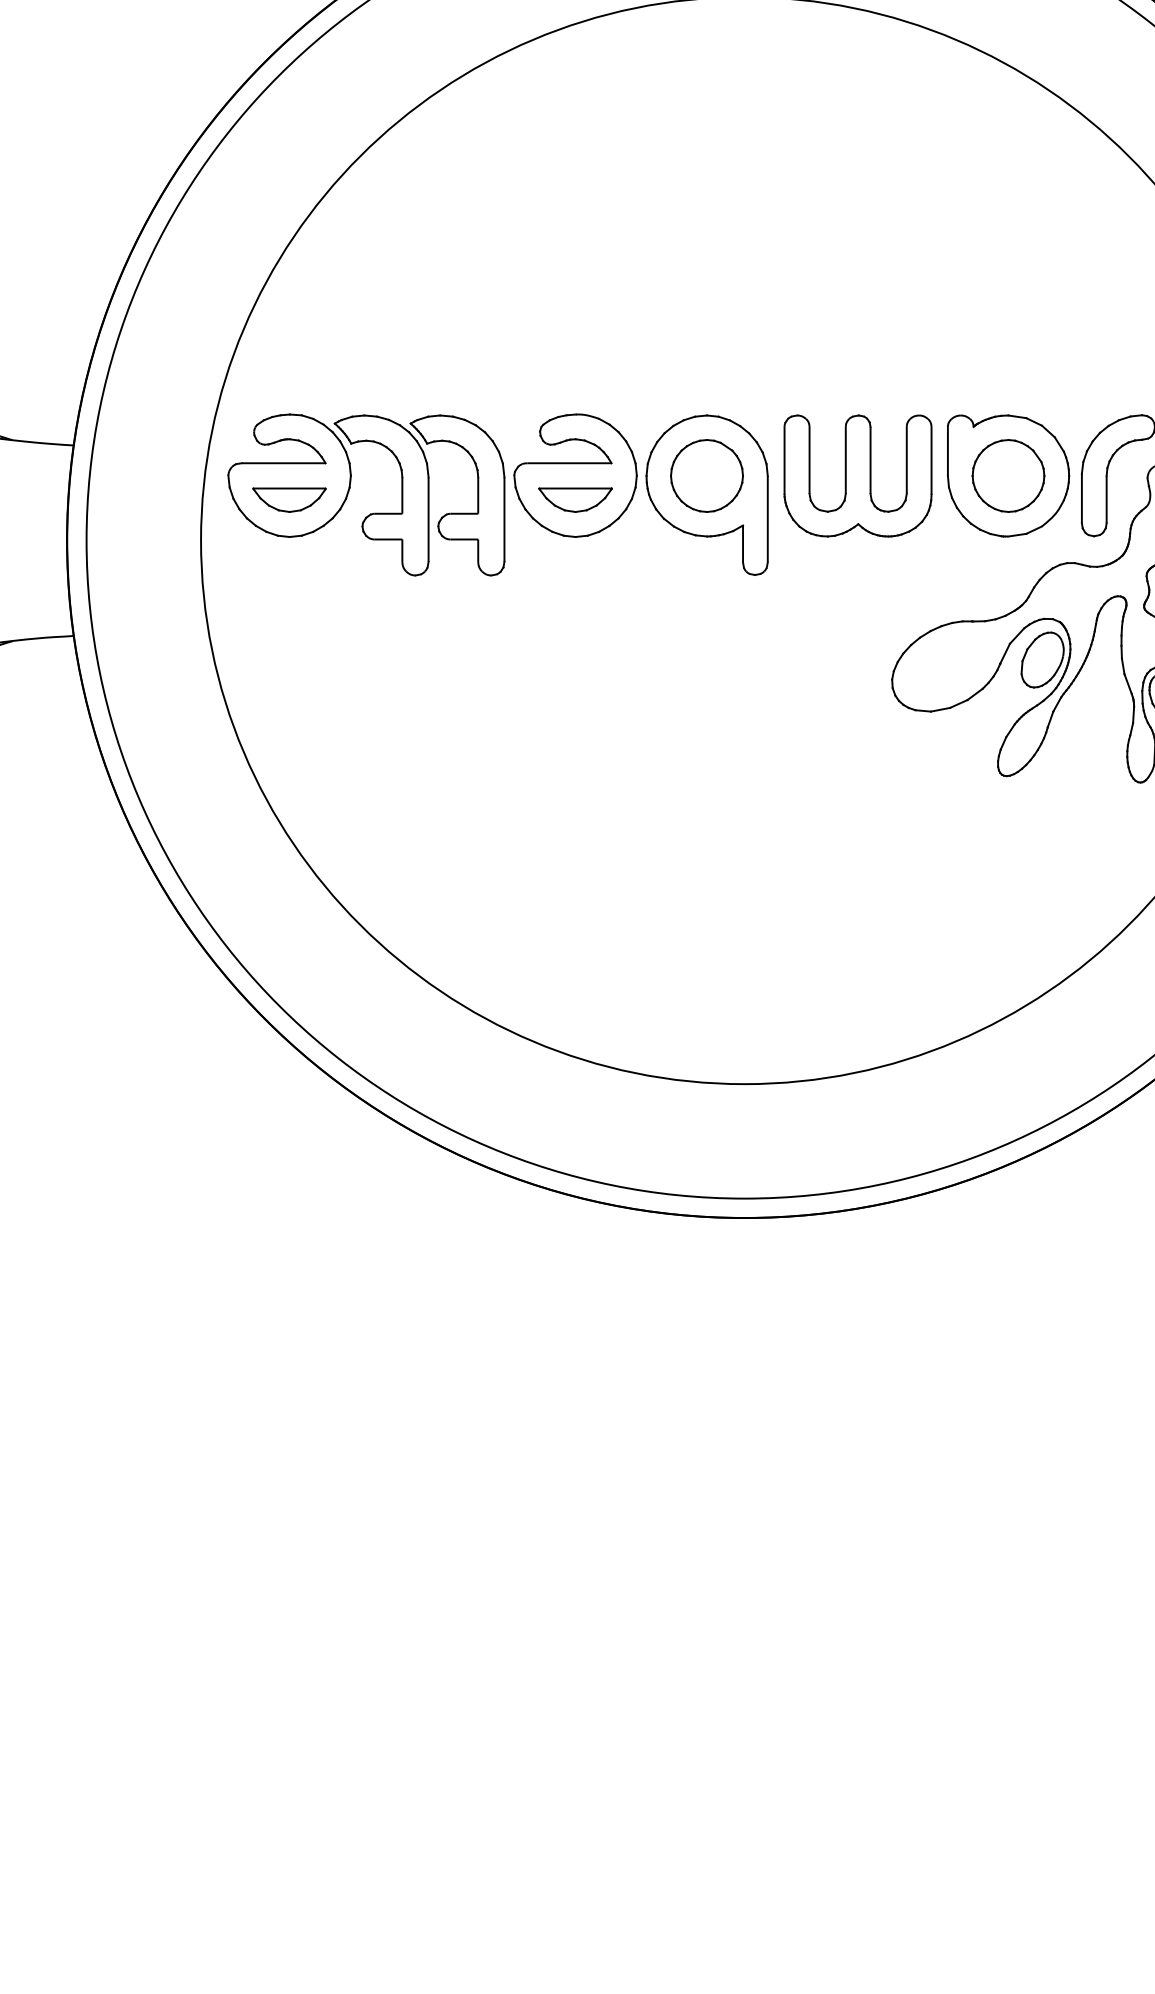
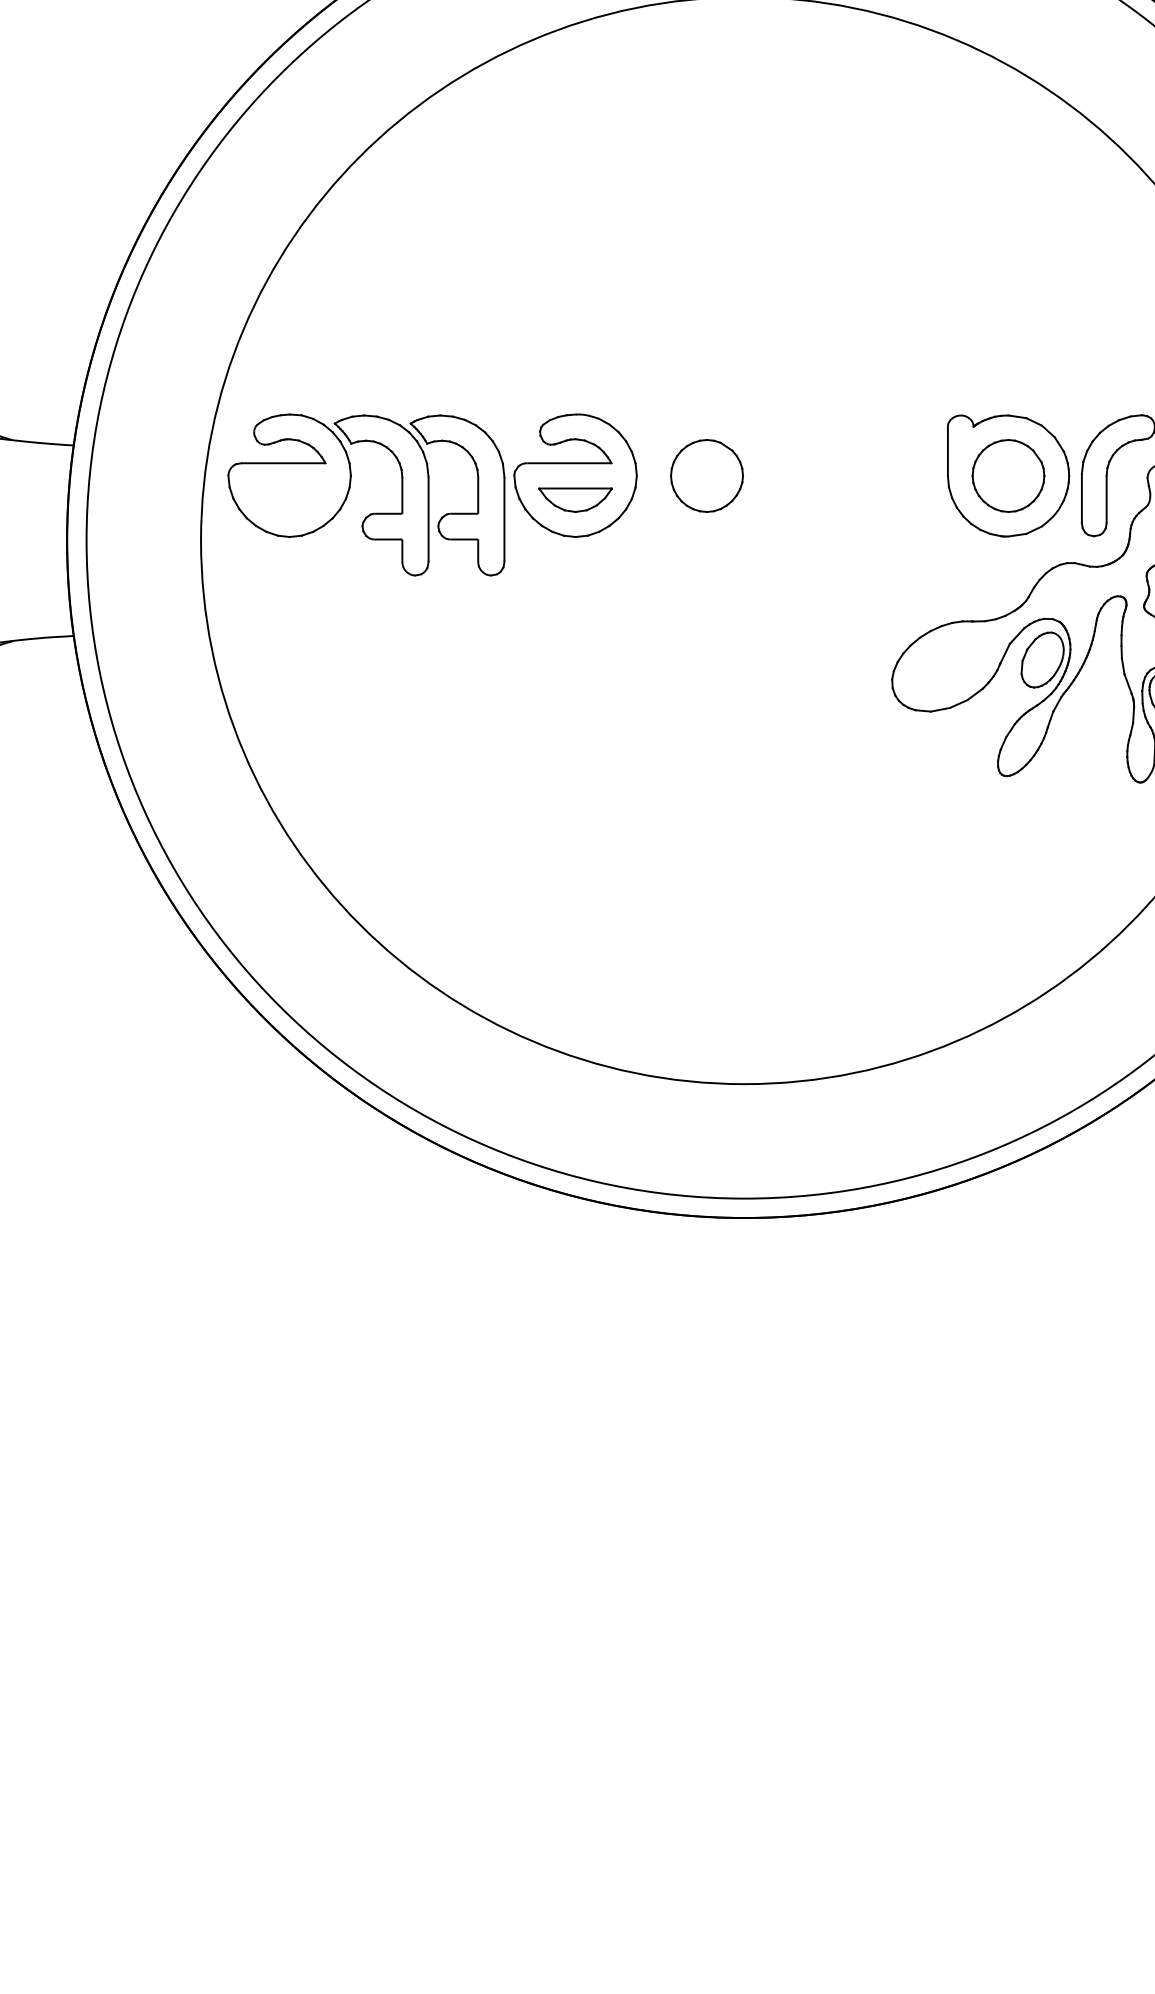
part: present -> none (857, 475)
part: present -> none (706, 494)
part: present -> none (289, 499)
